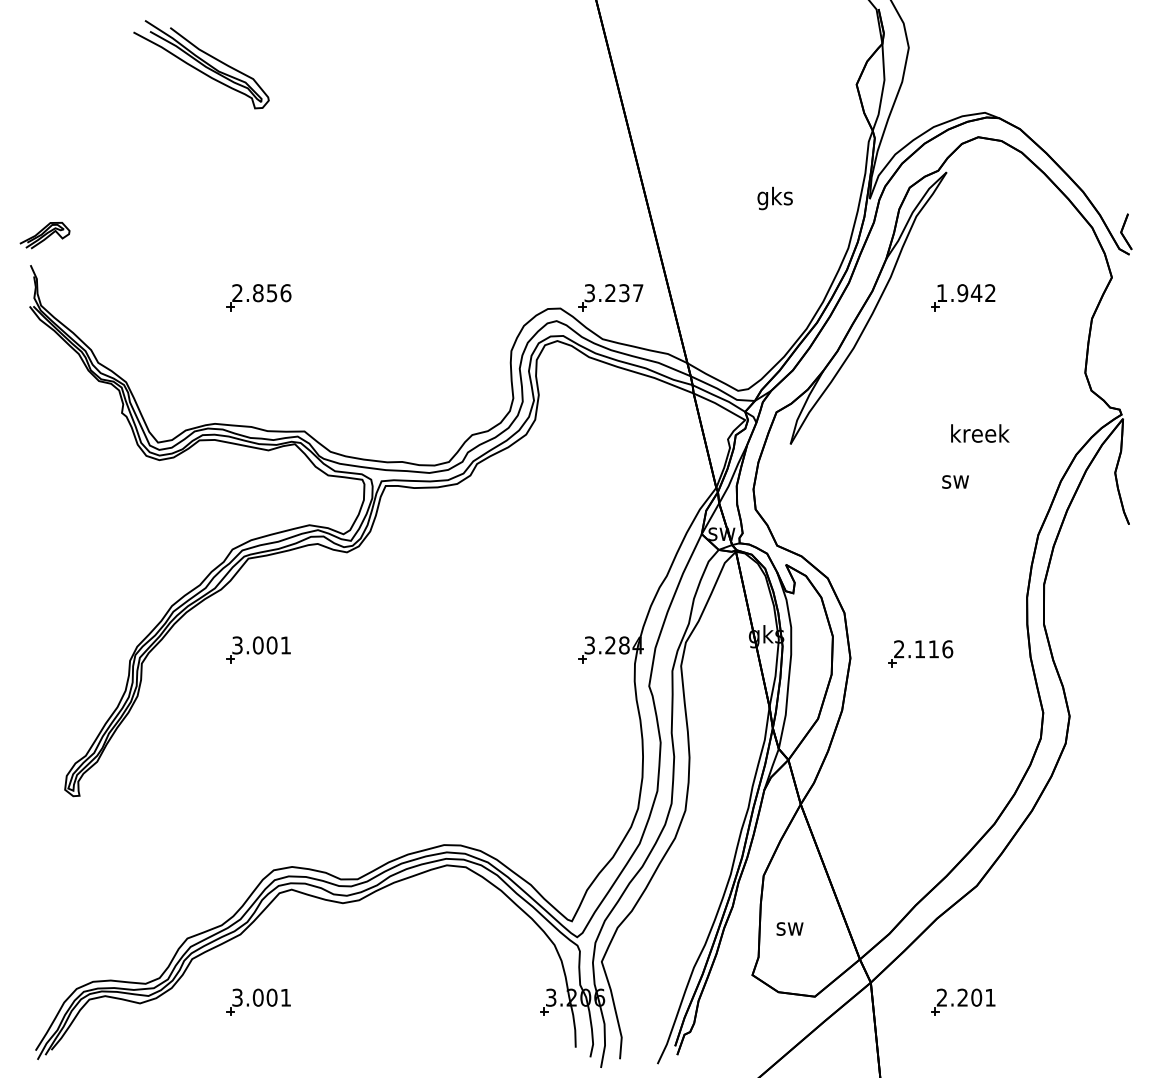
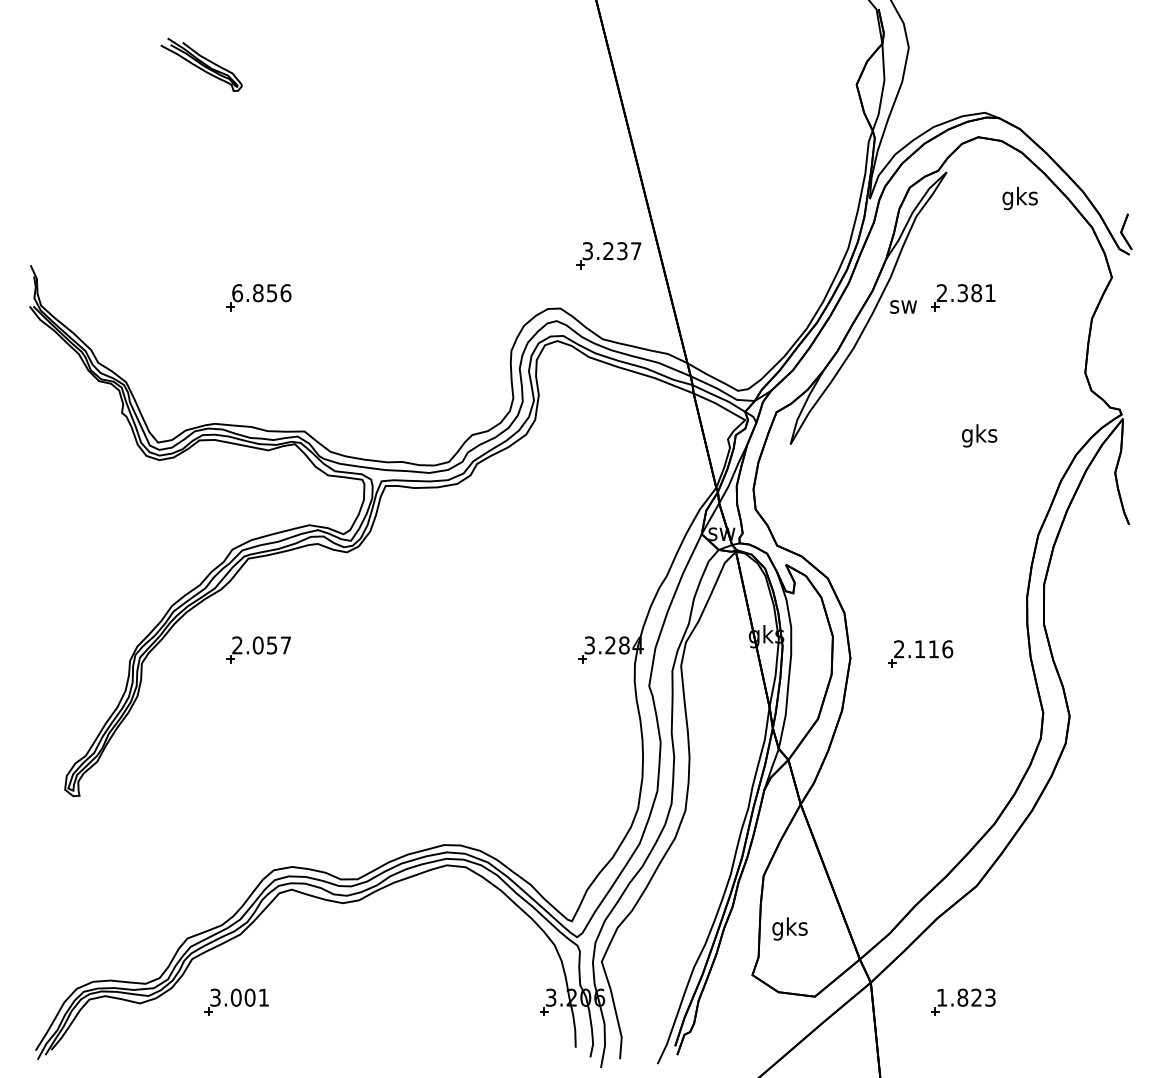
part size: 137x90 px -> 83x55 px (201, 64)
text position: (774, 198) -> (1019, 198) (1019, 198)
part: present -> none (44, 235)
text: 2.856 -> 6.856 (237, 293)
text: 1.942 -> 2.381 (965, 293)
part position: (610, 297) -> (608, 255) (608, 255)
text: kreek -> gks (980, 435)
text position: (955, 481) -> (903, 306) (903, 306)
text: 3.001 -> 2.057 (261, 645)
text: sw -> gks (789, 928)
text: 2.201 -> 1.823 (965, 997)
part position: (258, 1001) -> (236, 1001) (236, 1001)
